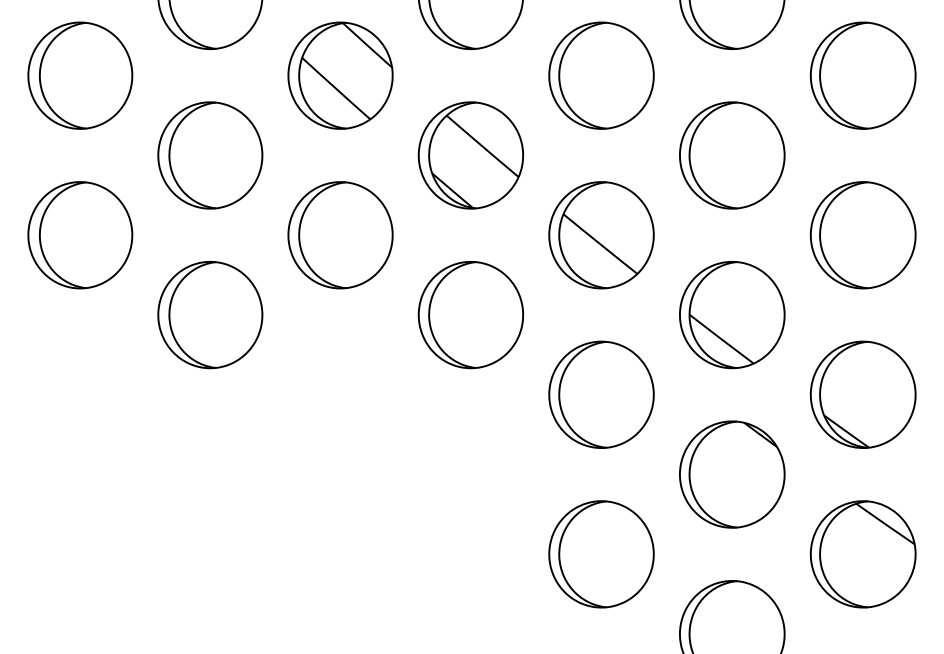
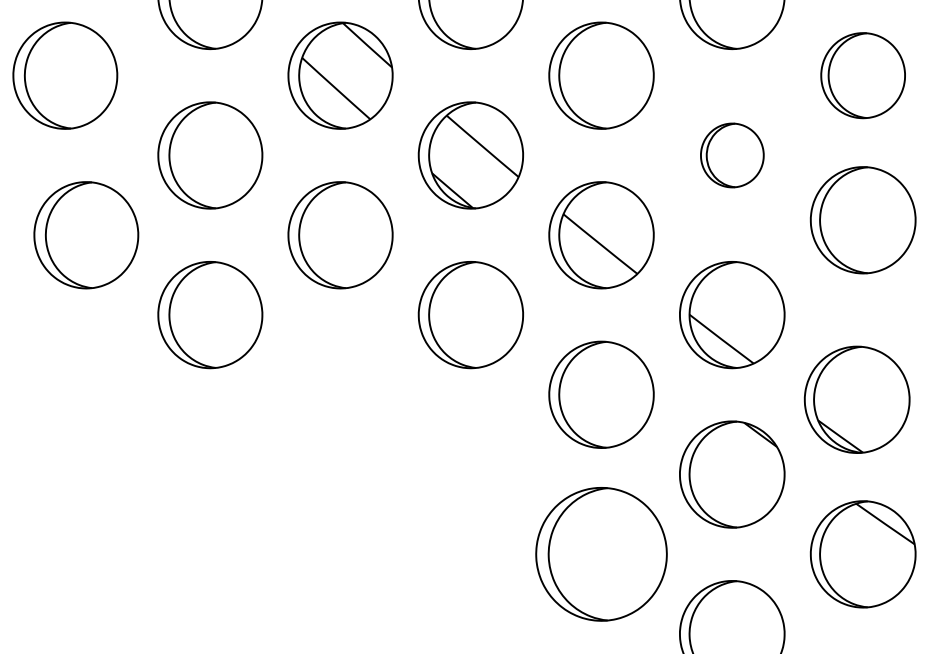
part position: (80, 75) -> (65, 75) (65, 75)
part size: 108x109 px -> 86x88 px (862, 75)
part size: 107x109 px -> 65x67 px (732, 155)
part position: (80, 235) -> (86, 235) (86, 235)
part position: (862, 235) -> (862, 220) (862, 220)
part position: (862, 394) -> (856, 399) (856, 399)
part size: 107x109 px -> 133x135 px (601, 554)
